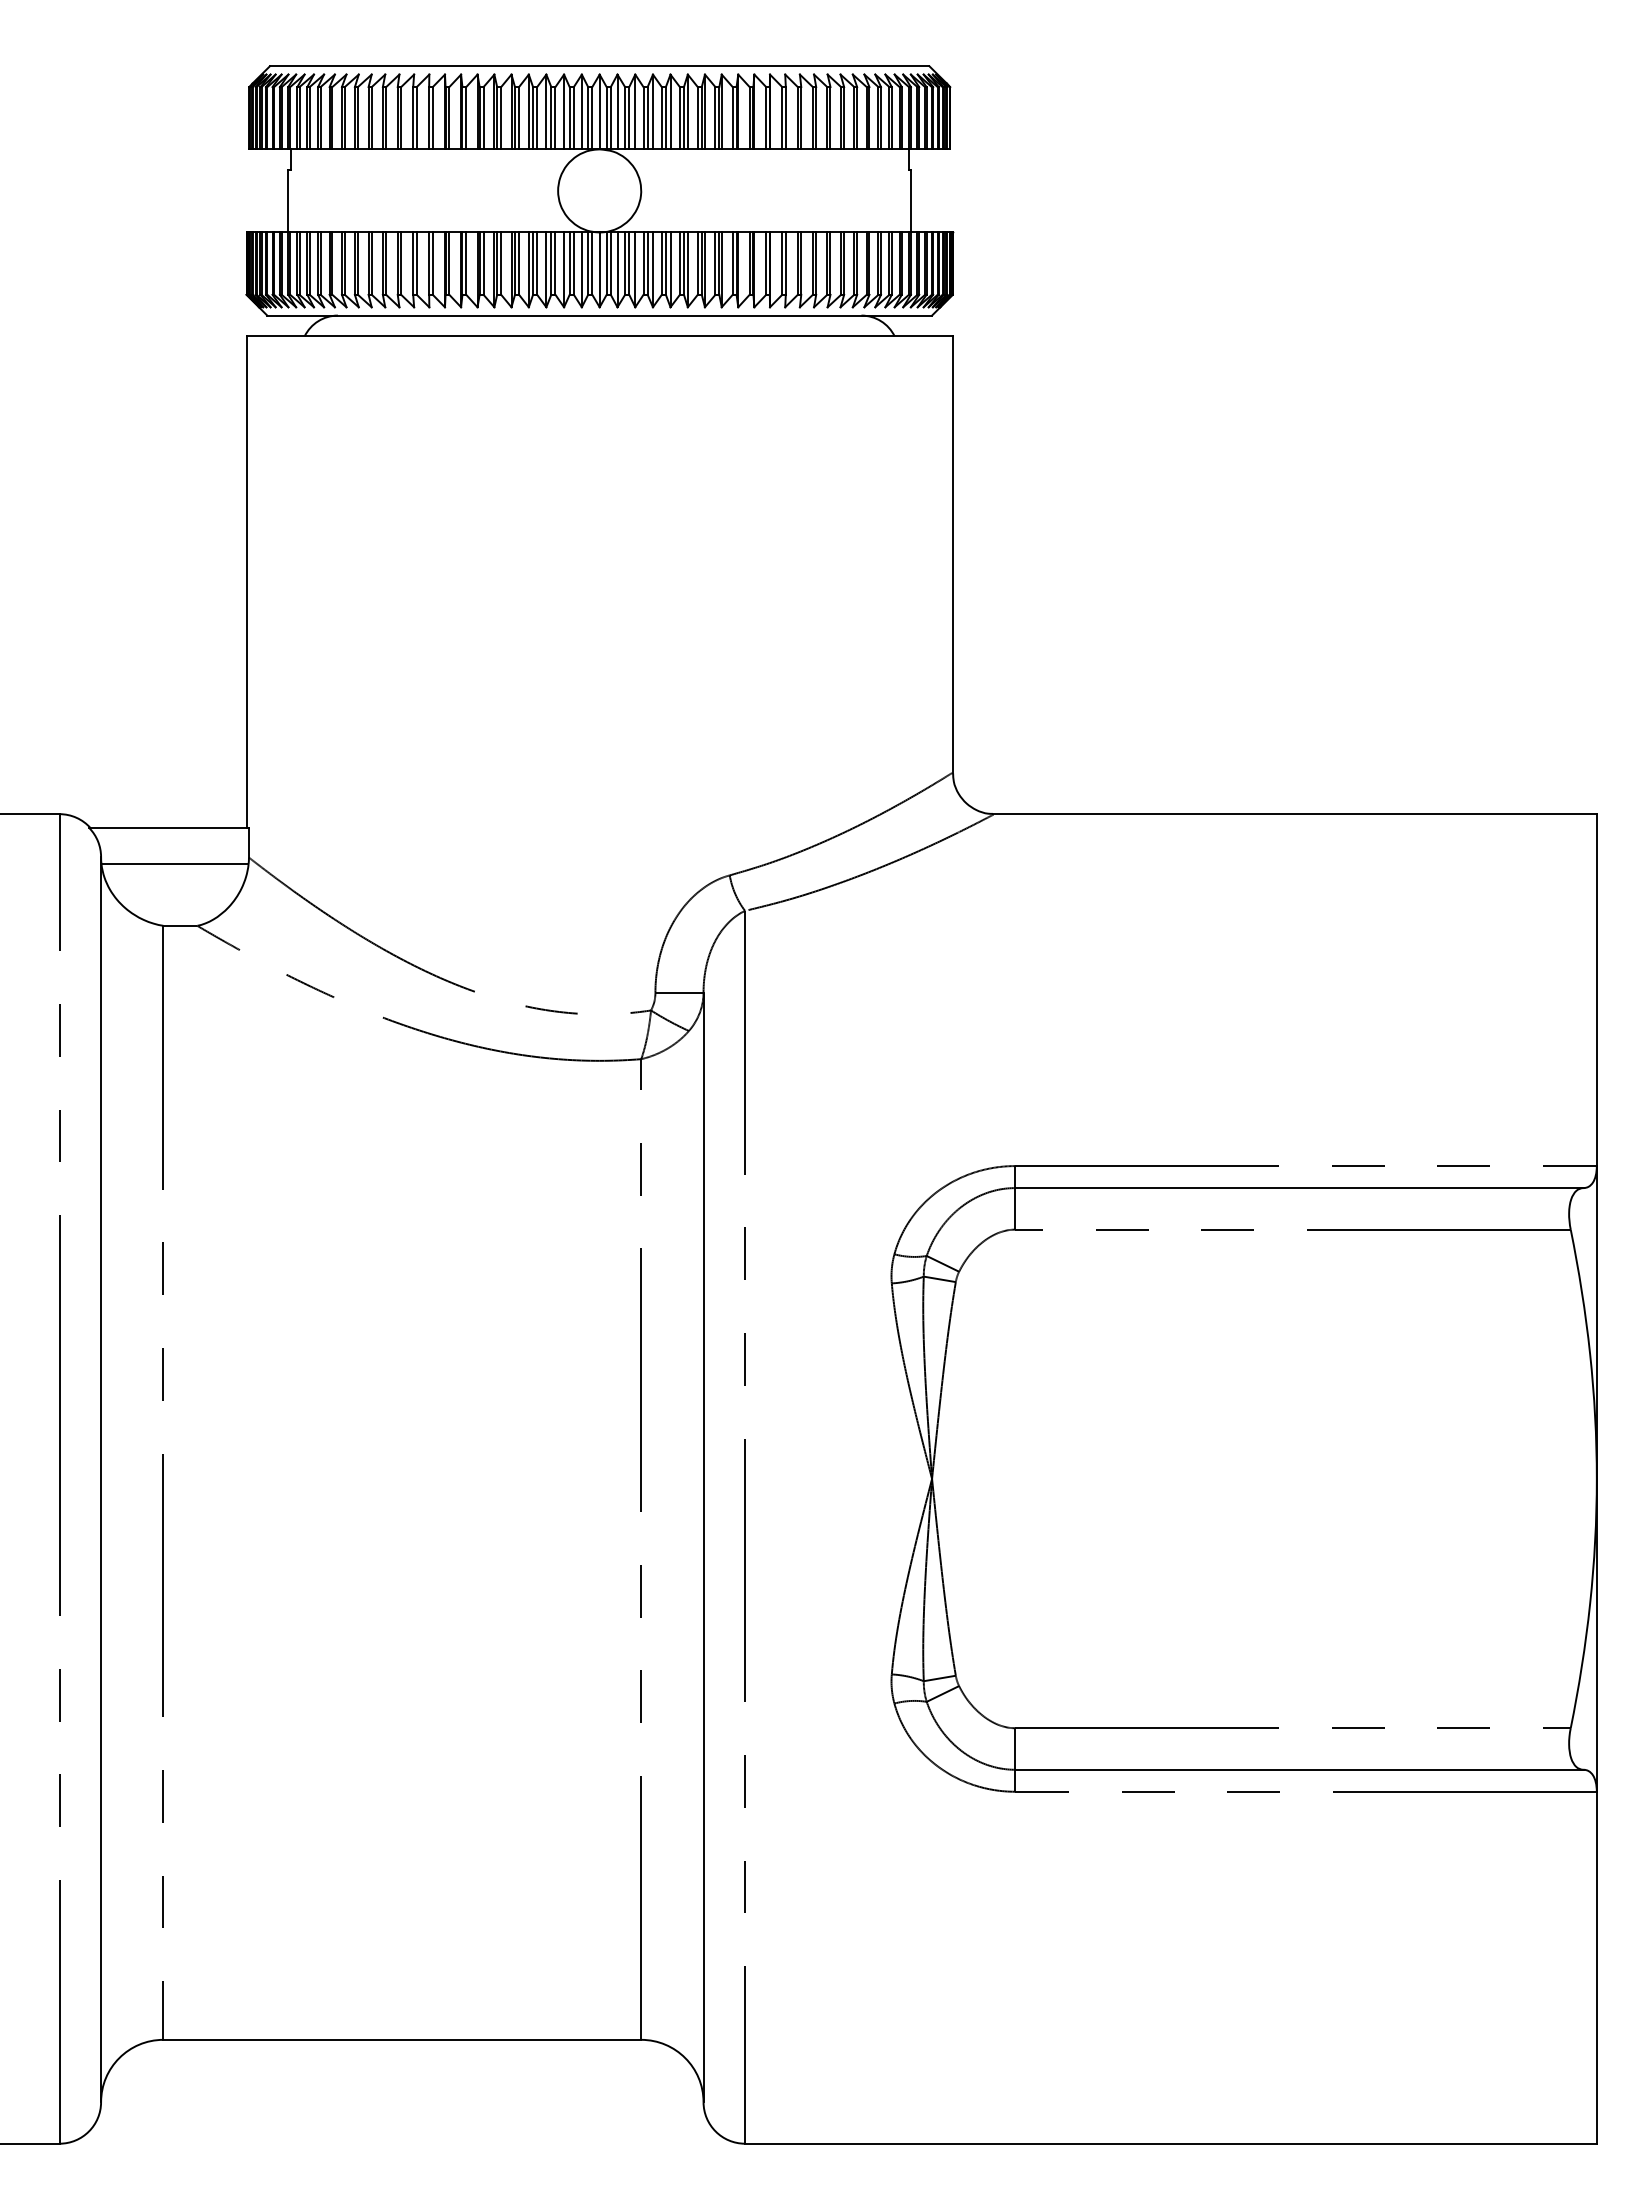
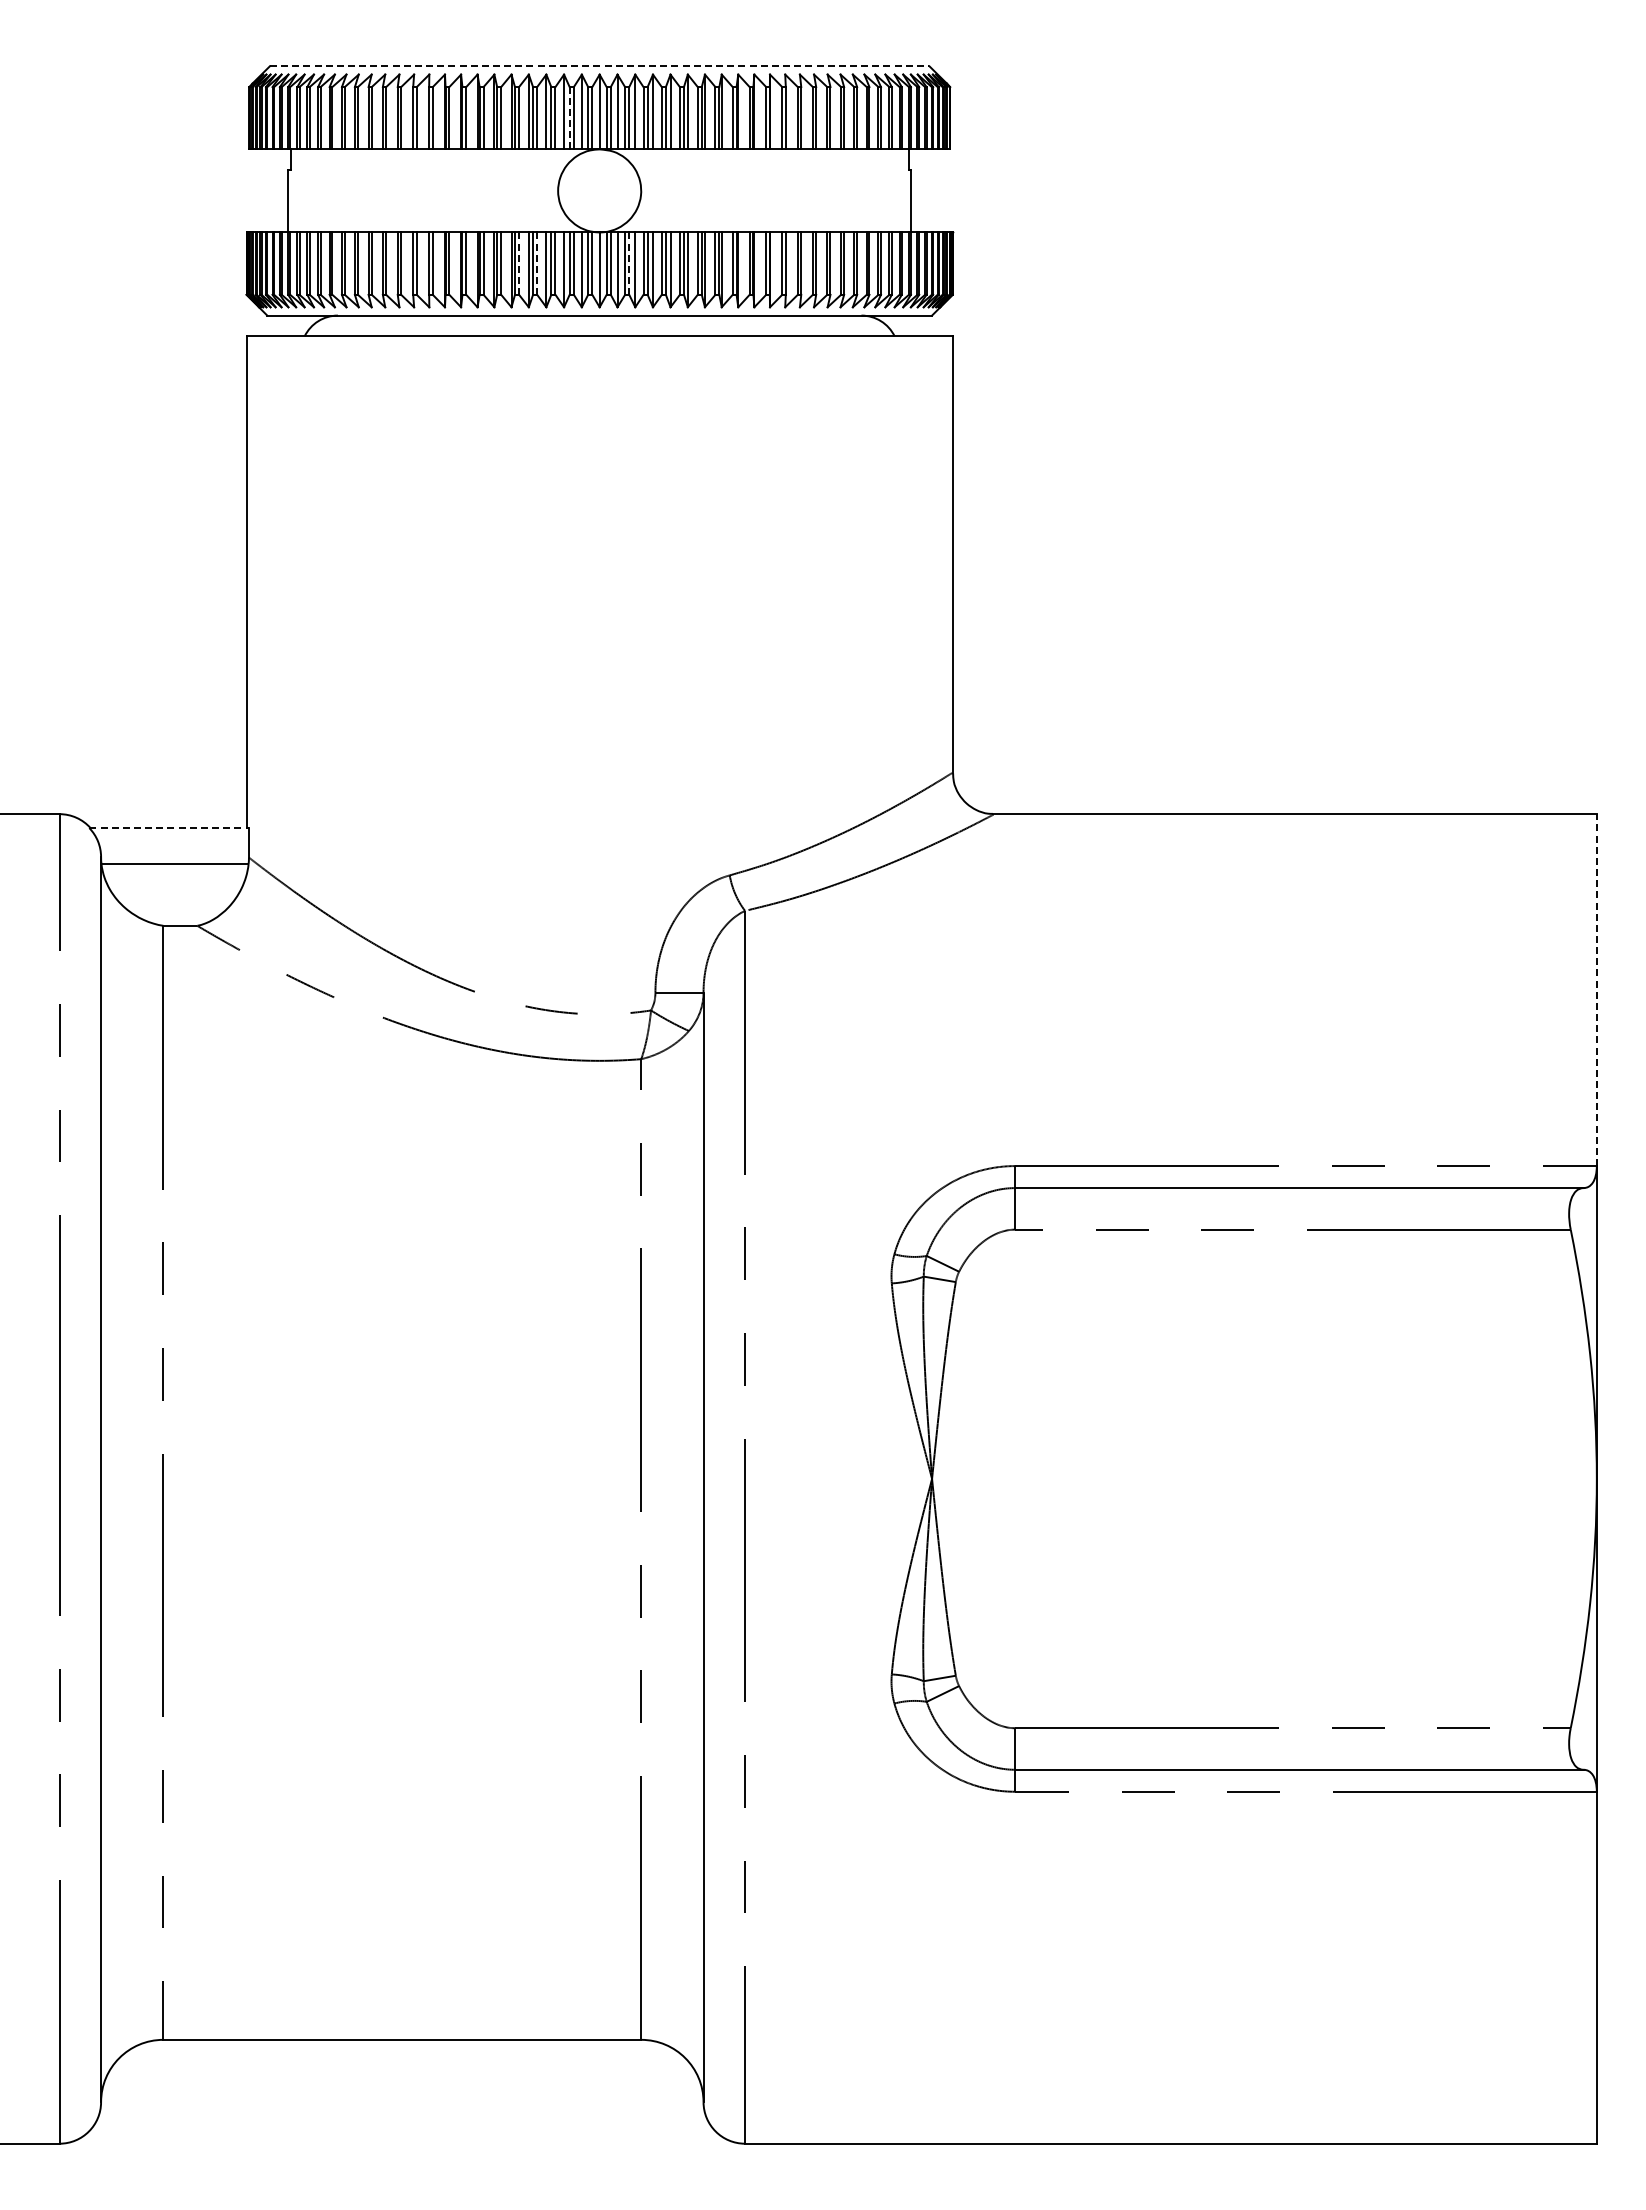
line: solid -> dashed (599, 66)
line: solid -> dashed (569, 117)
line: solid -> dashed (519, 264)
line: solid -> dashed (537, 264)
line: solid -> dashed (629, 264)
line: solid -> dashed (169, 828)
line: solid -> dashed (1596, 990)
